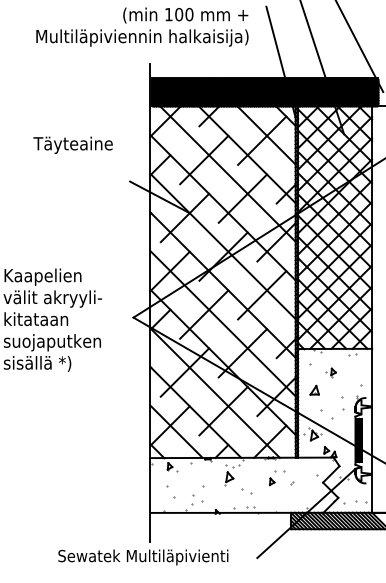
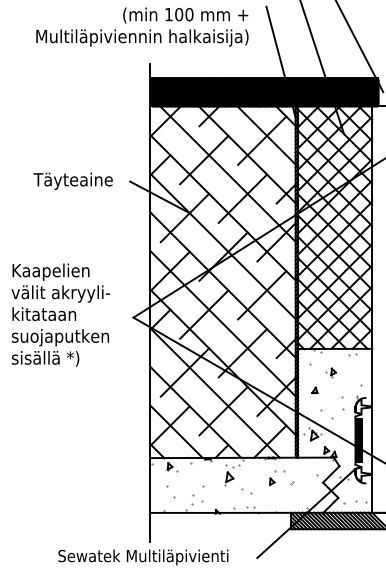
text position: (72, 144) -> (72, 180) (72, 180)
text position: (52, 319) -> (60, 314) (60, 314)
part size: 11x12 px -> 8x9 px (314, 390)
